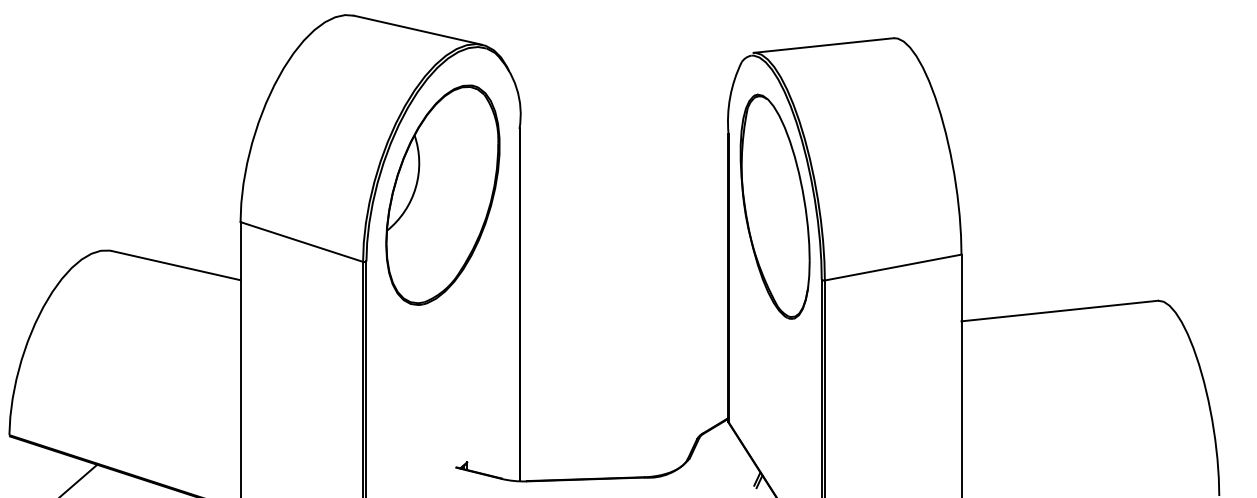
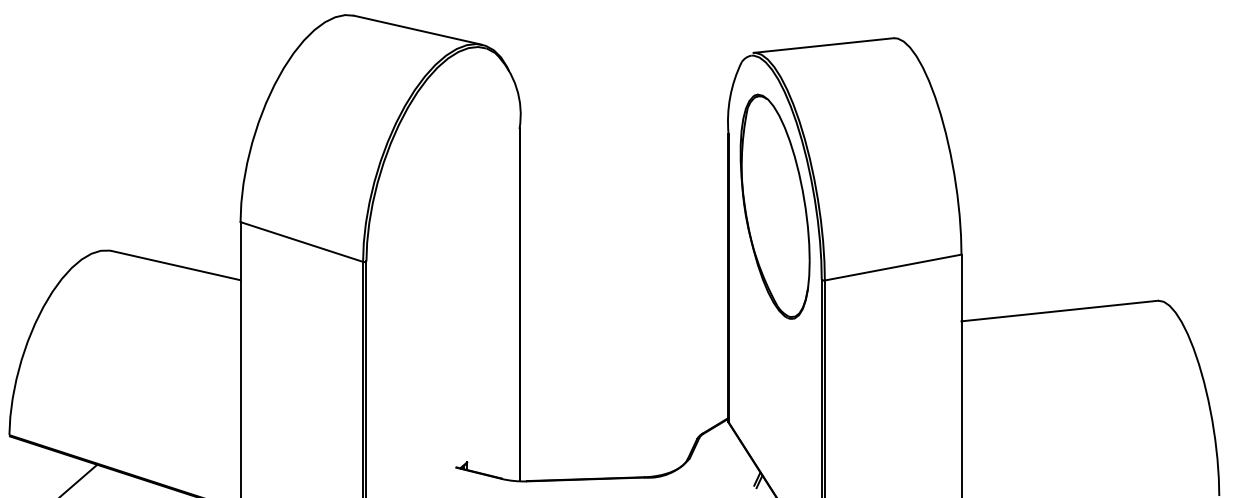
part: present -> none (442, 194)
